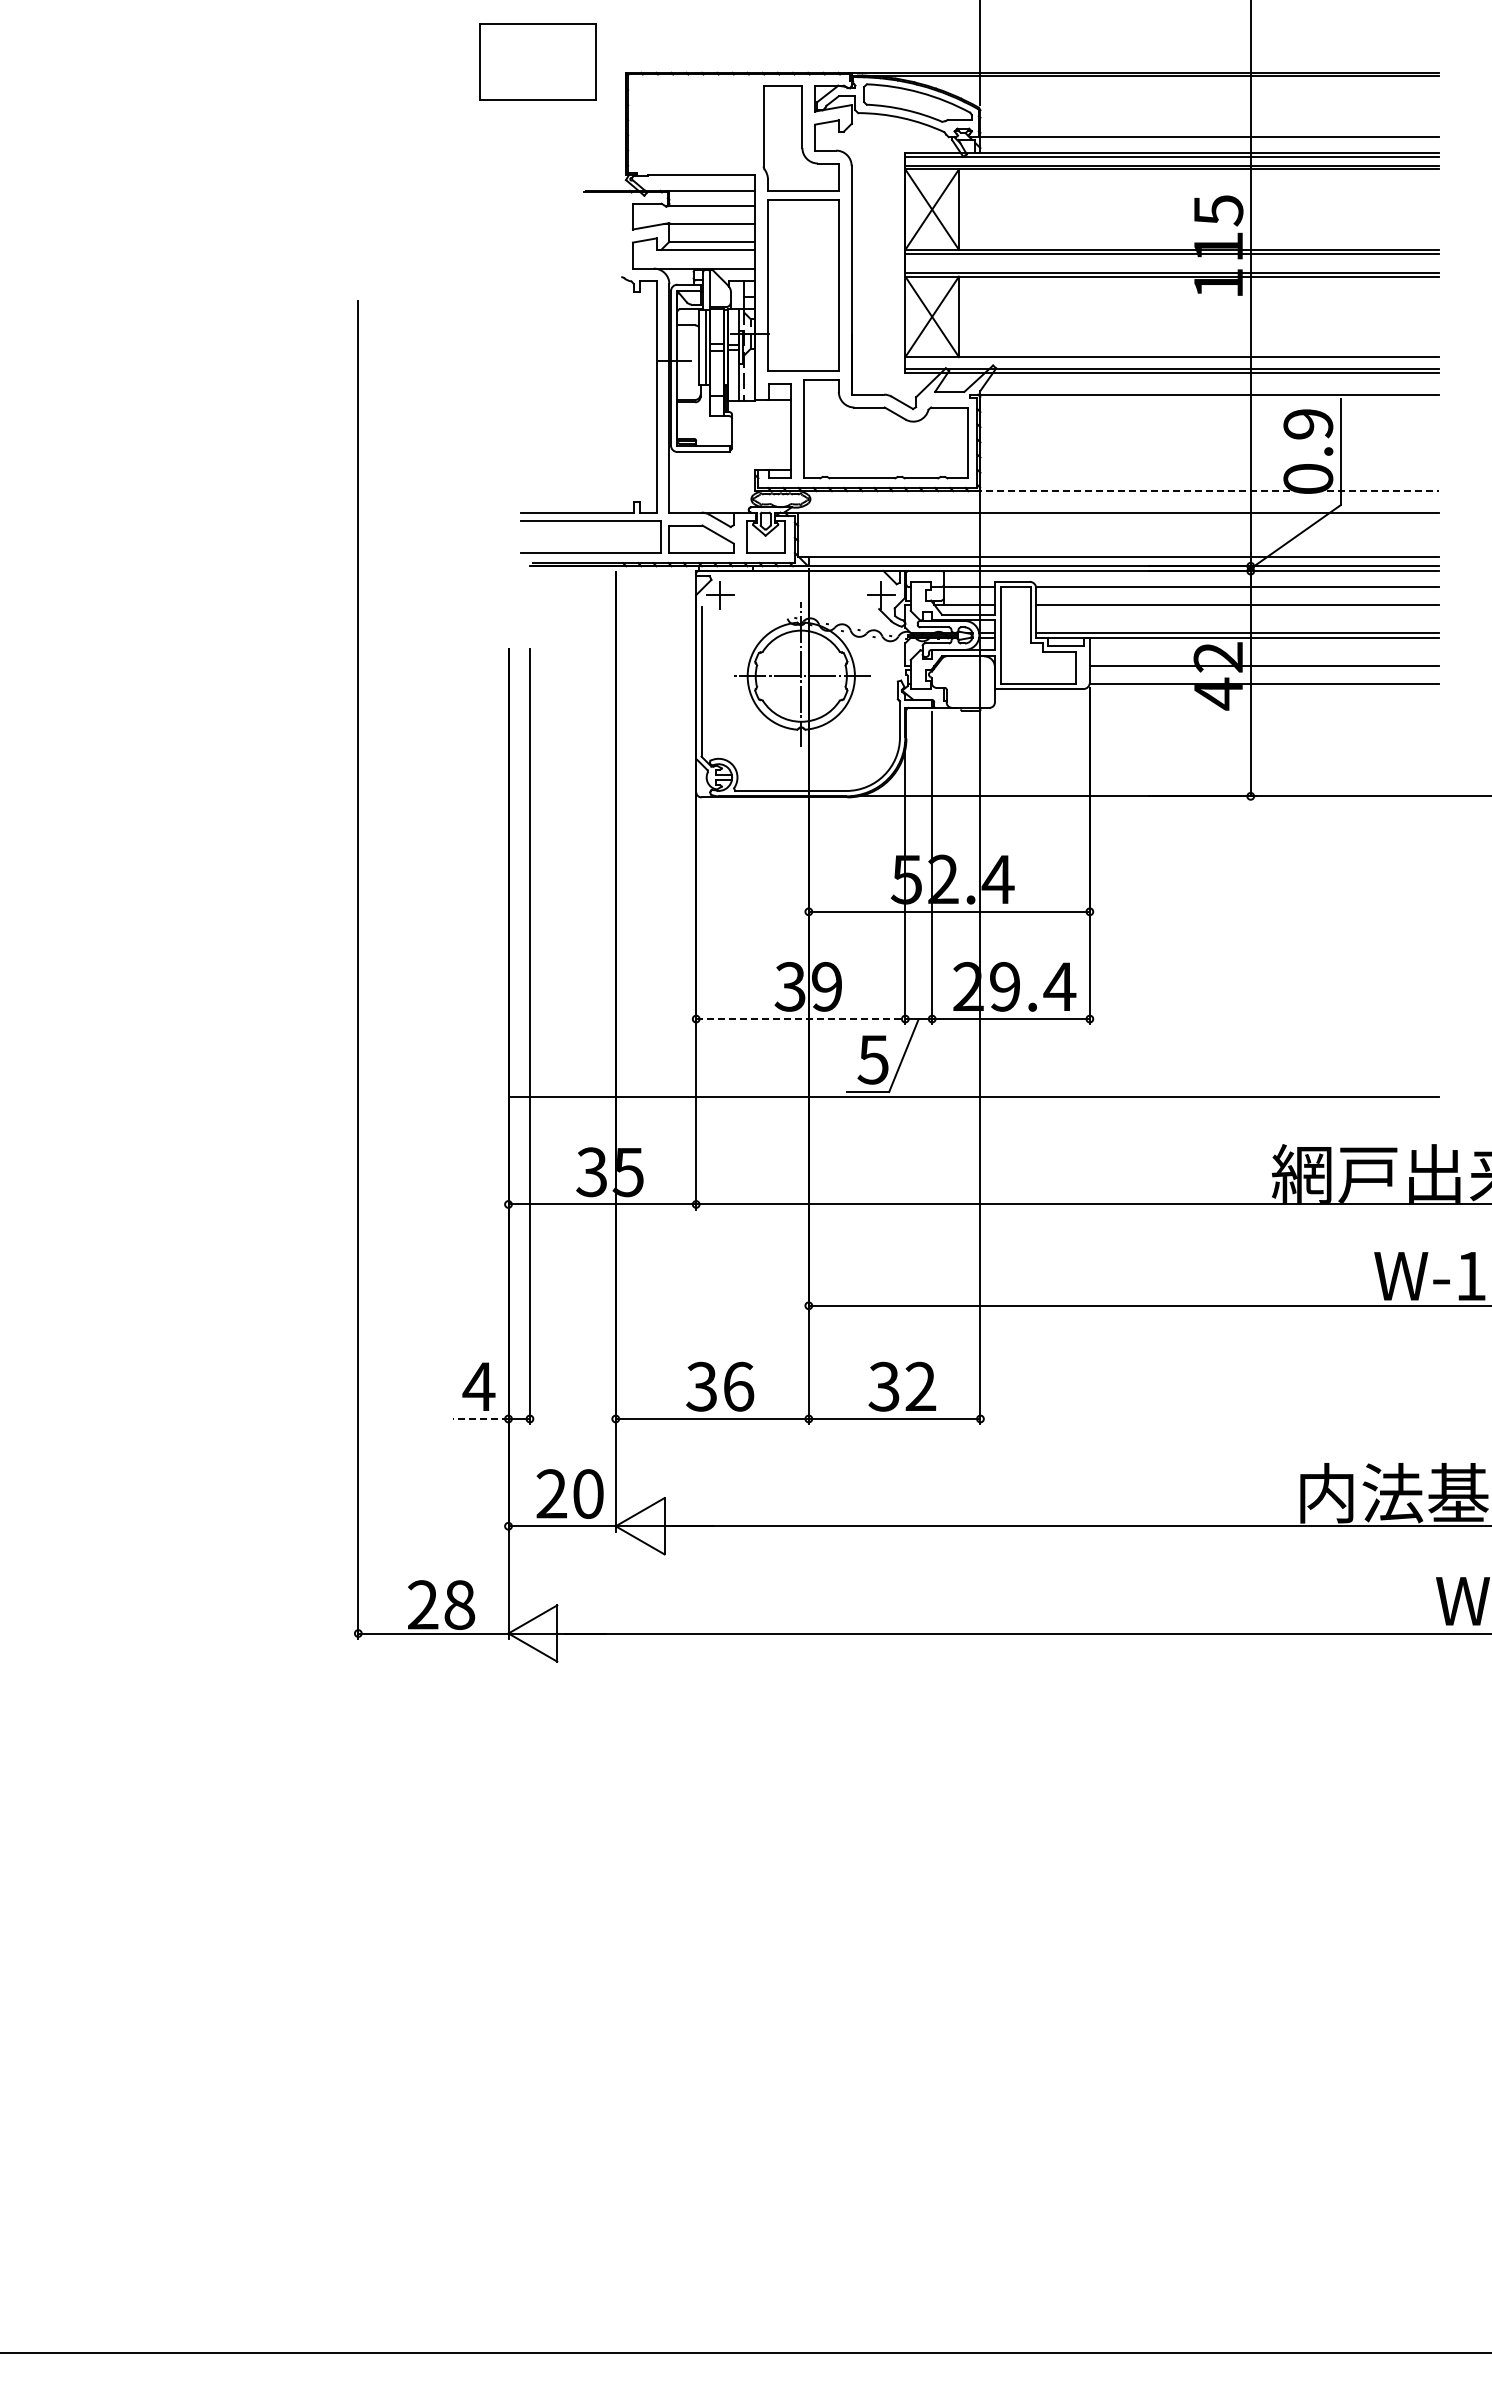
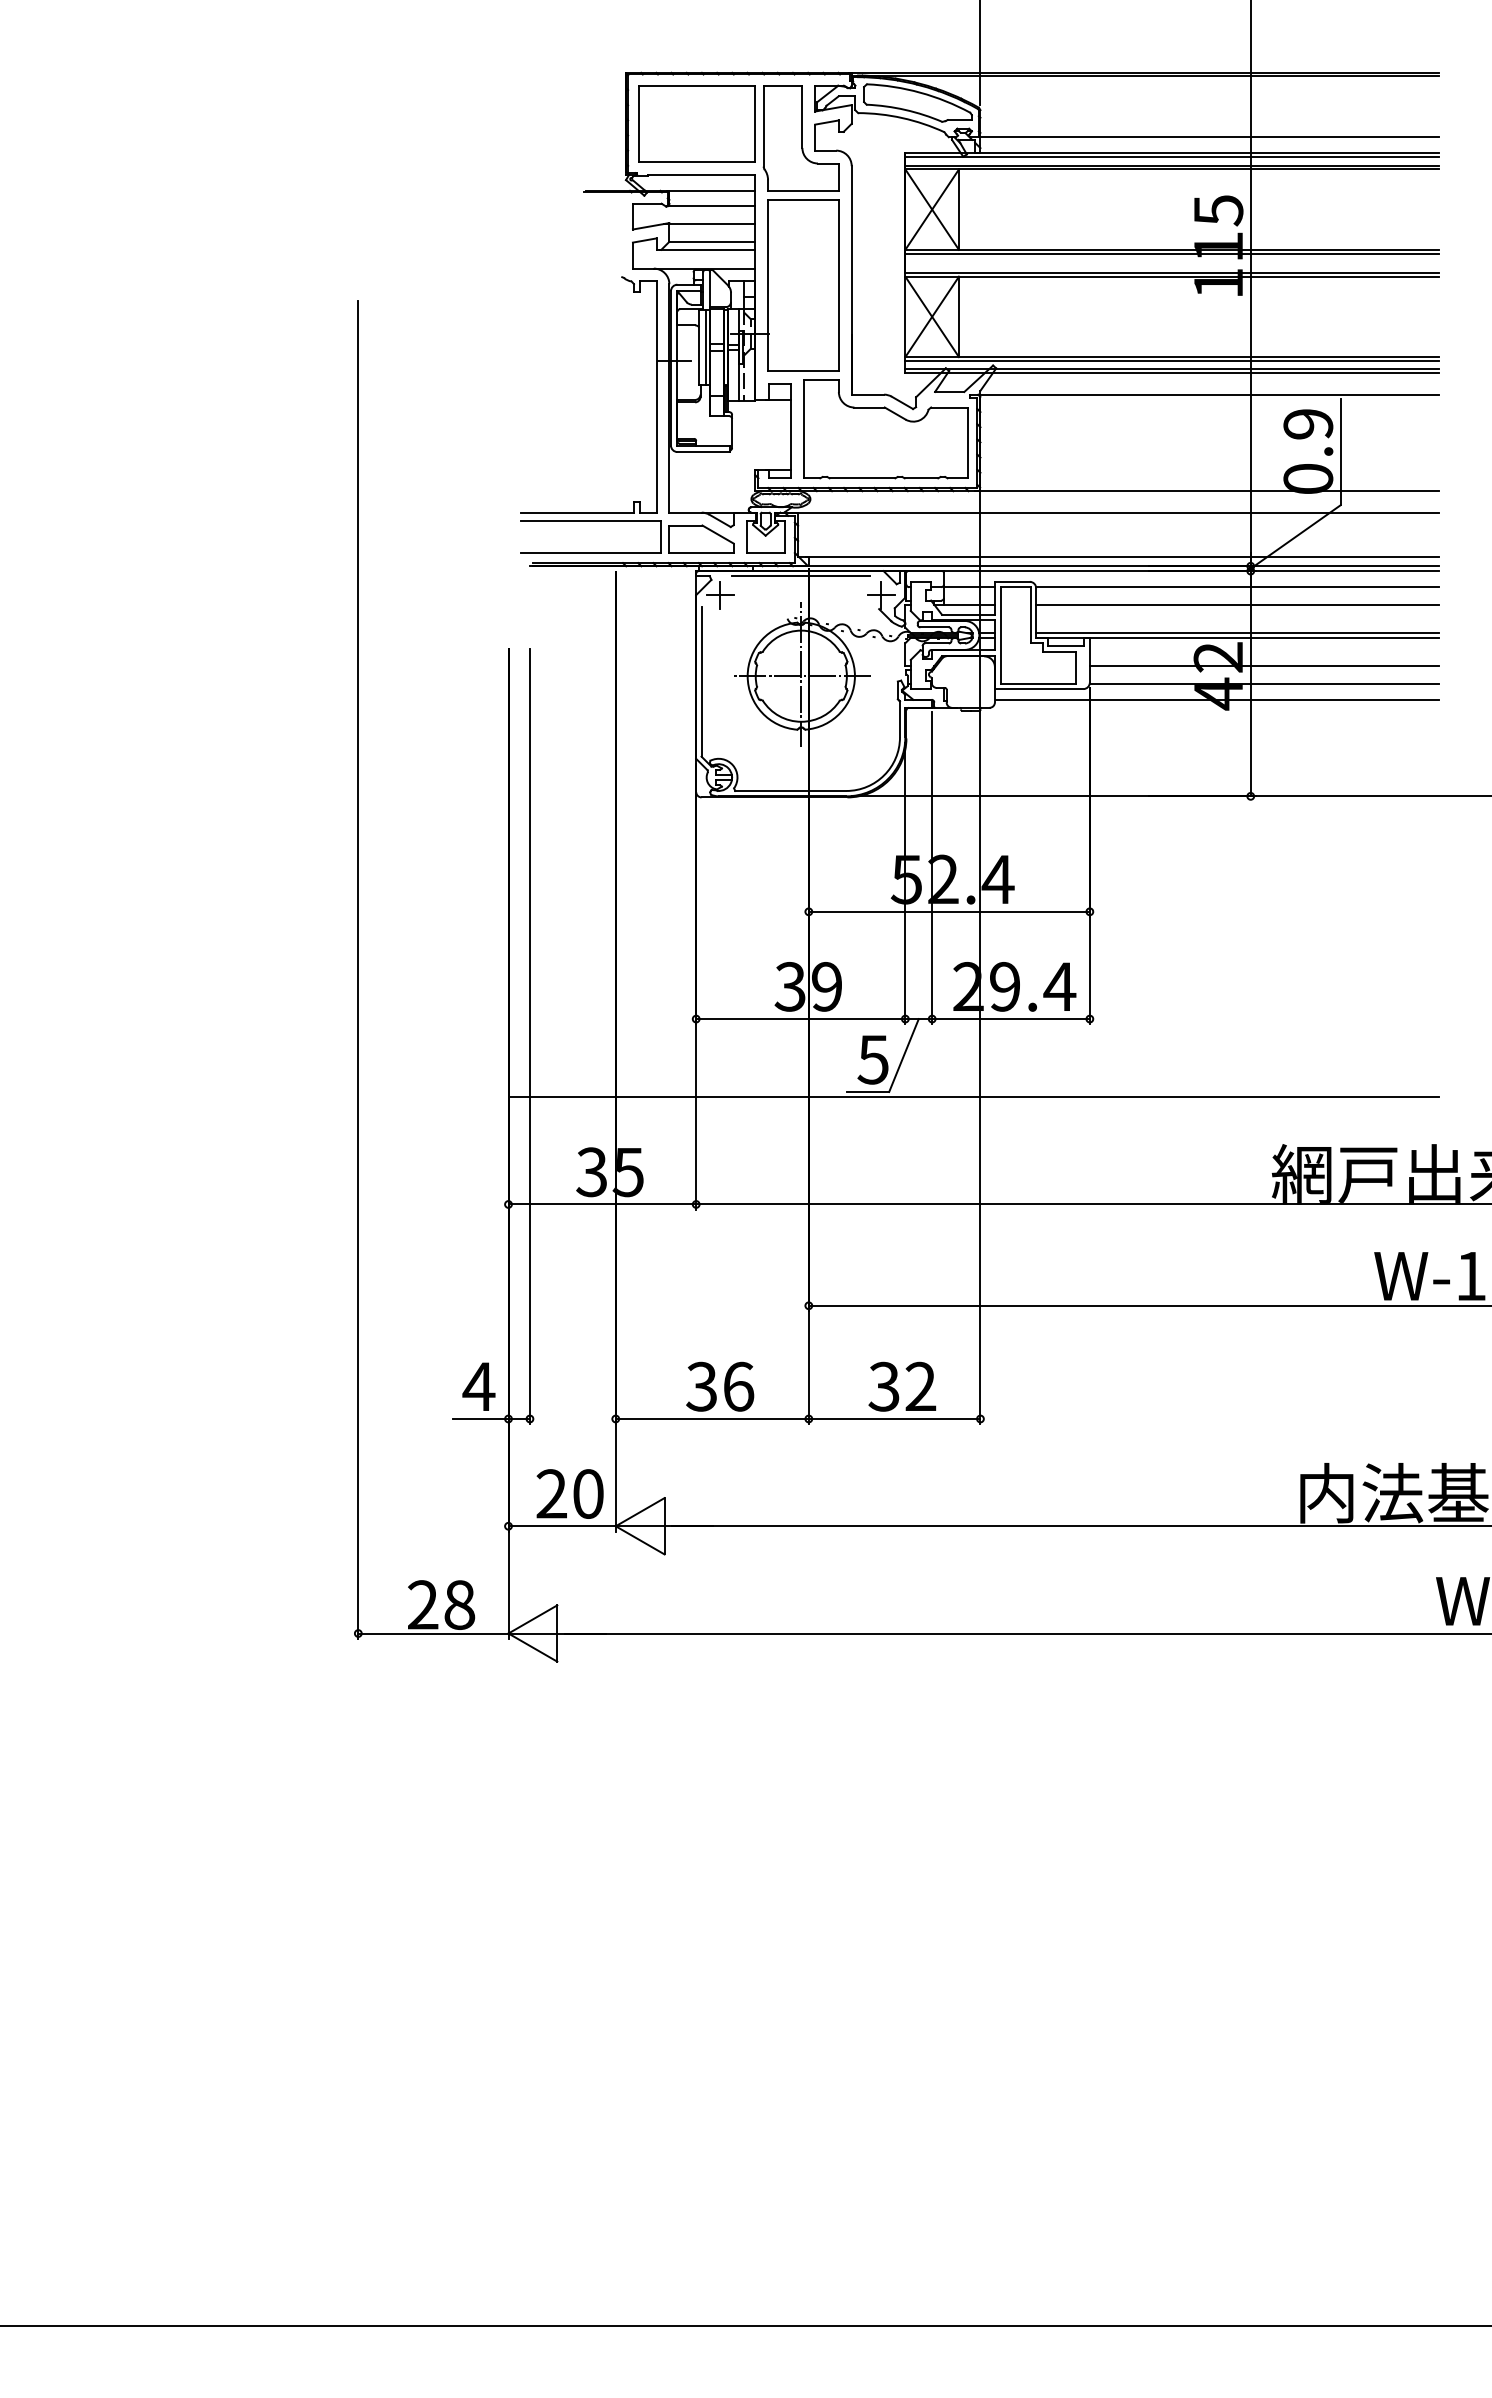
part position: (537, 61) -> (696, 123) (696, 123)
line: none -> present (1171, 360)
line: dashed -> solid (1207, 491)
line: none -> present (800, 576)
line: none -> present (1217, 699)
line: dashed -> solid (800, 1019)
line: dashed -> solid (480, 1419)
line position: (745, 2353) -> (745, 2326) (745, 2326)
